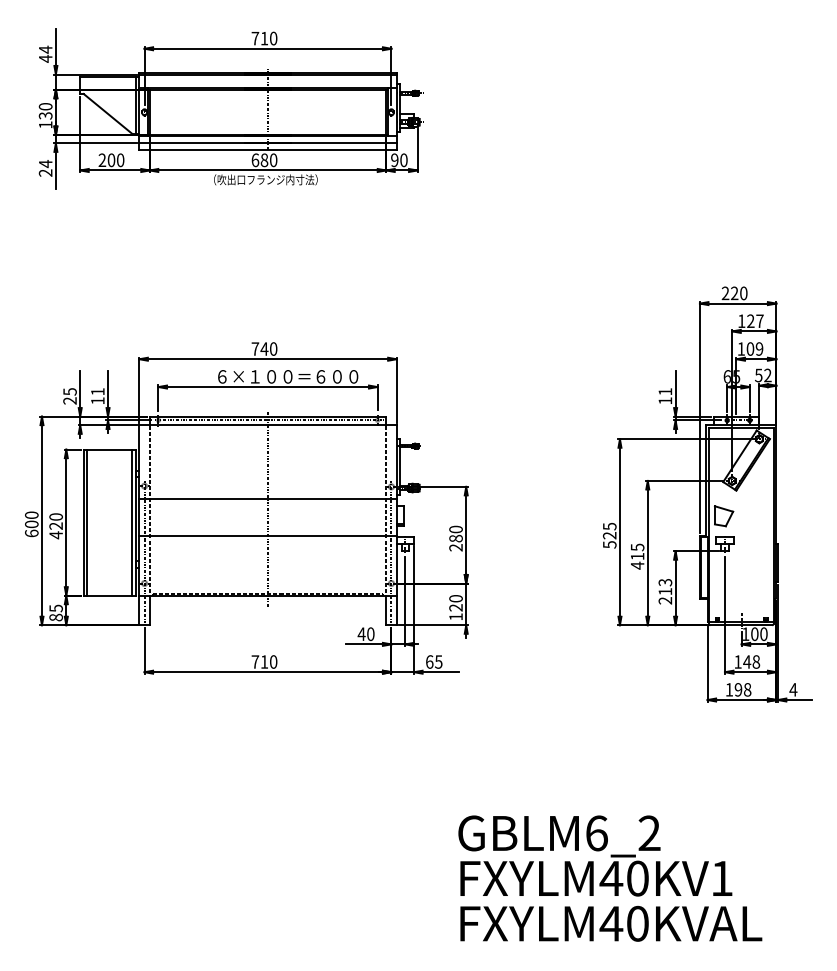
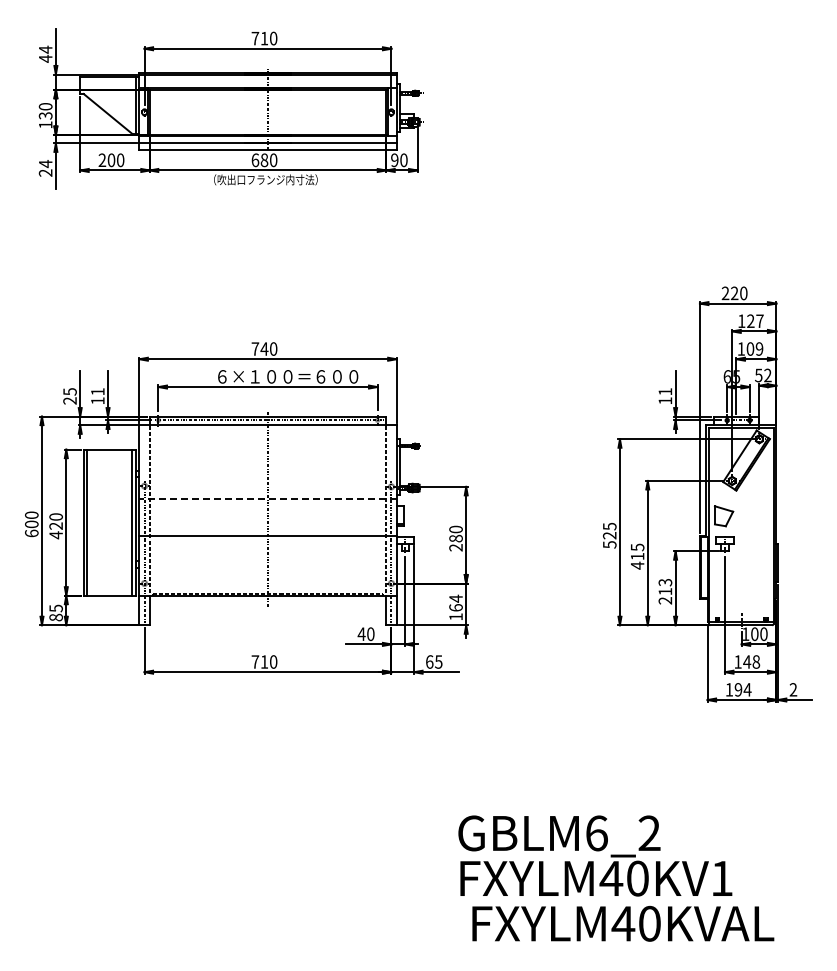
line: solid -> dashed (268, 499)
text: 120 -> 164 (455, 602)
text: 198 -> 194 (747, 689)
text: 4 -> 2 (793, 689)
text position: (611, 923) -> (623, 923) (623, 923)
